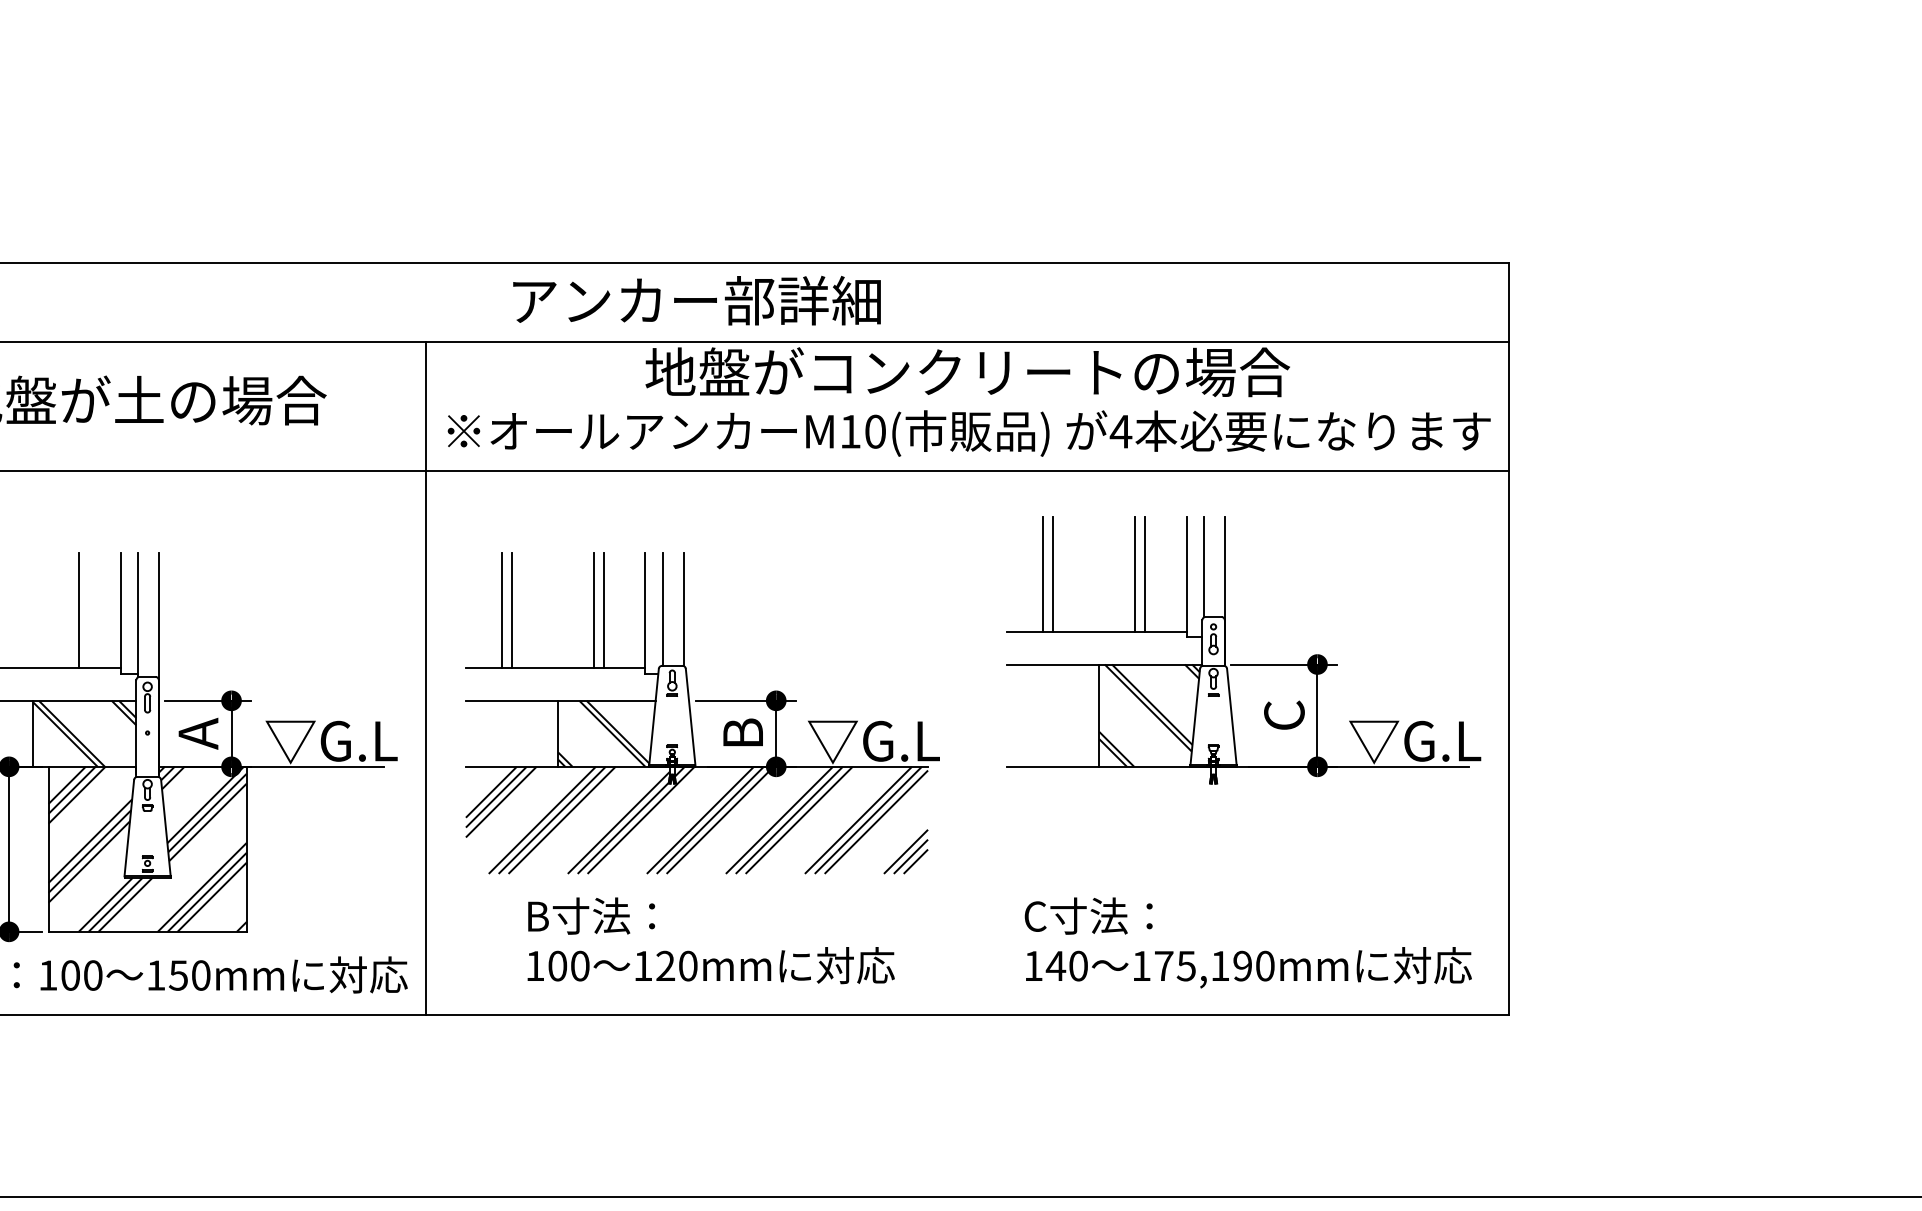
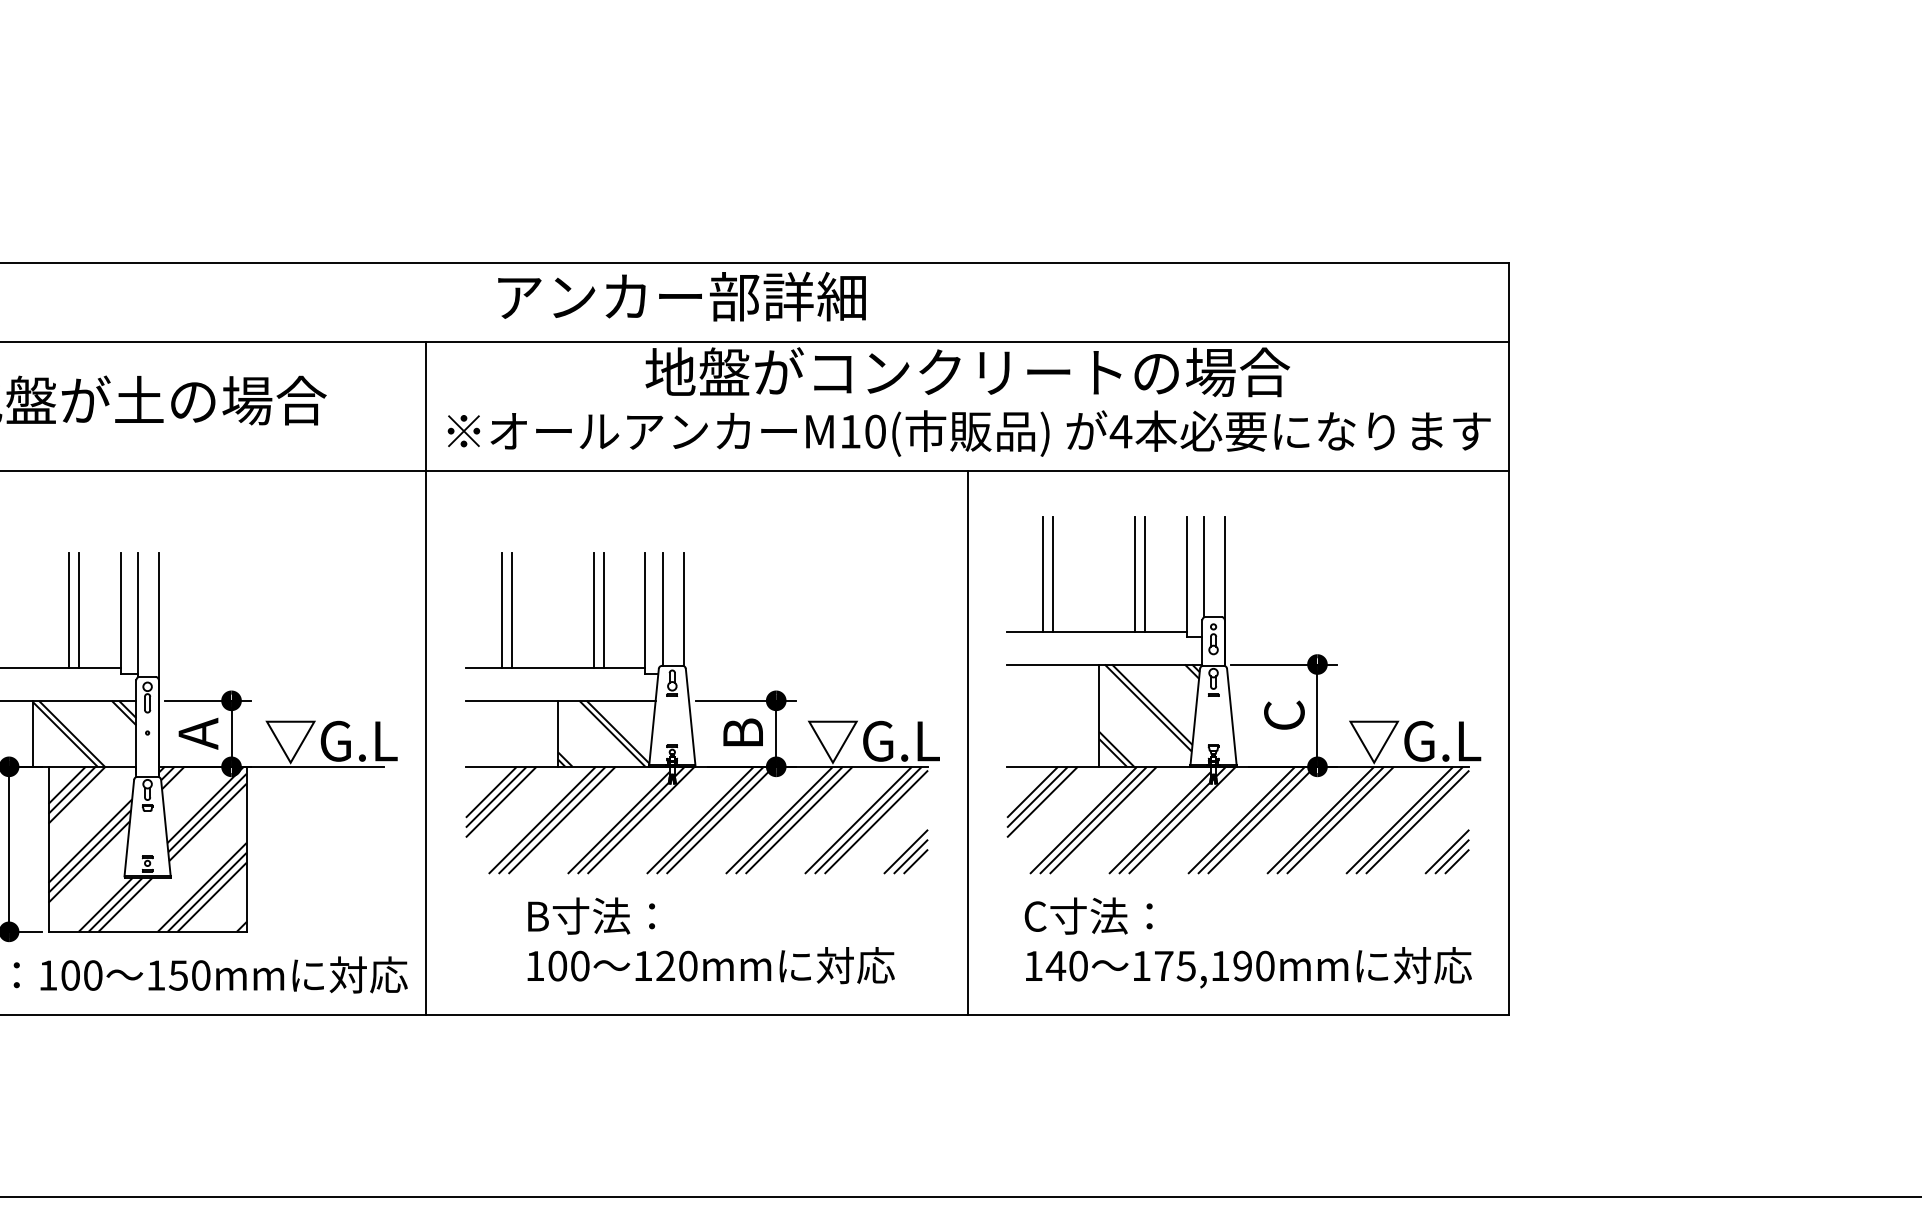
text position: (696, 300) -> (681, 296) (681, 296)
line: none -> present (69, 610)
line: none -> present (967, 742)
hatch: none -> present (1238, 819)
